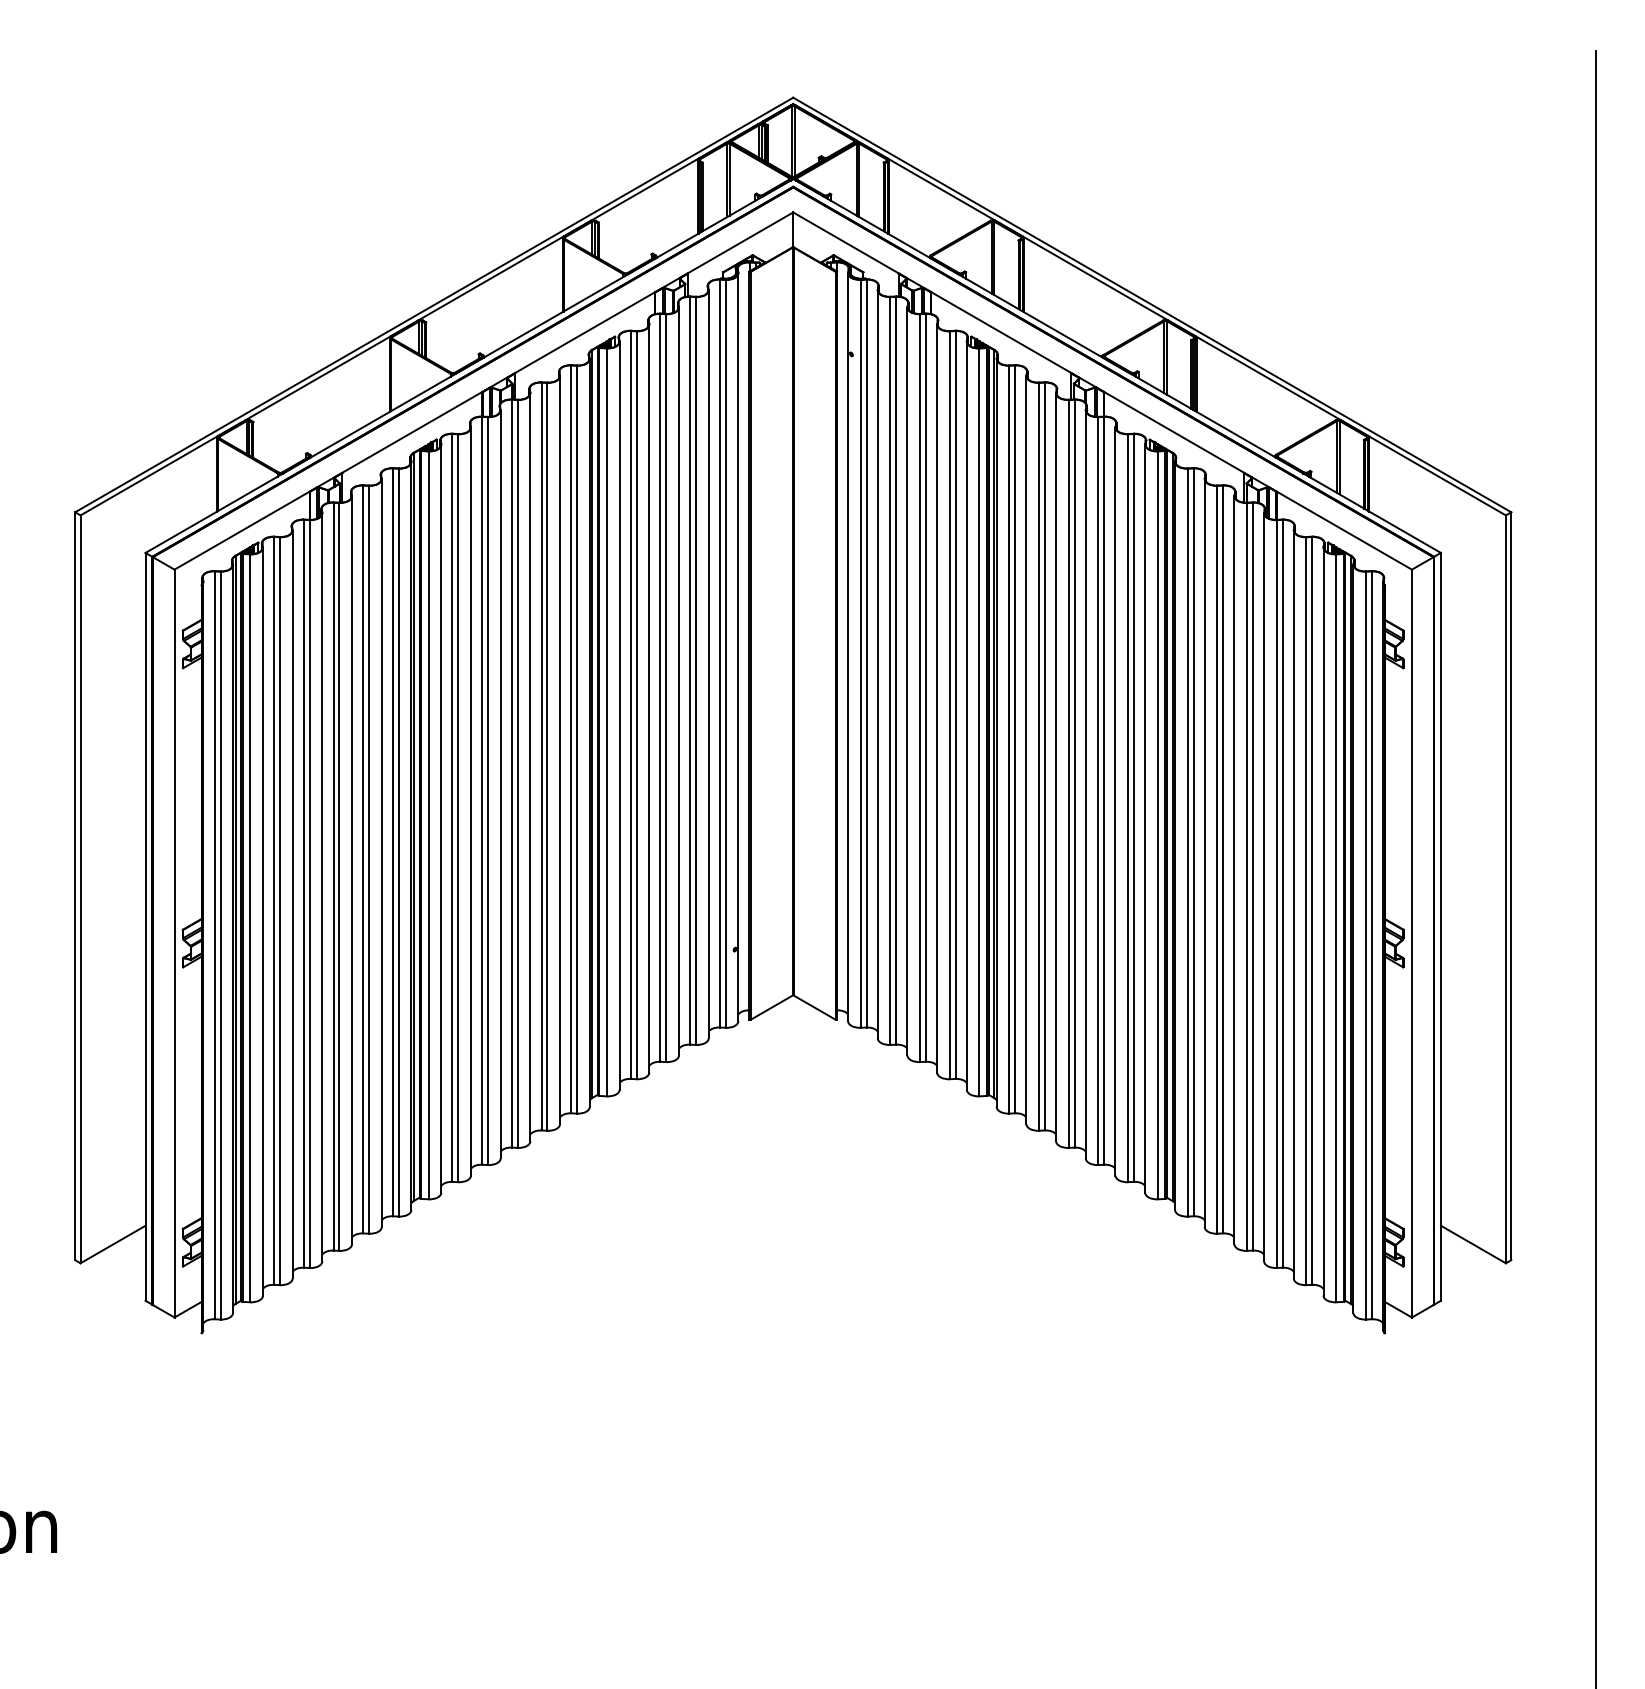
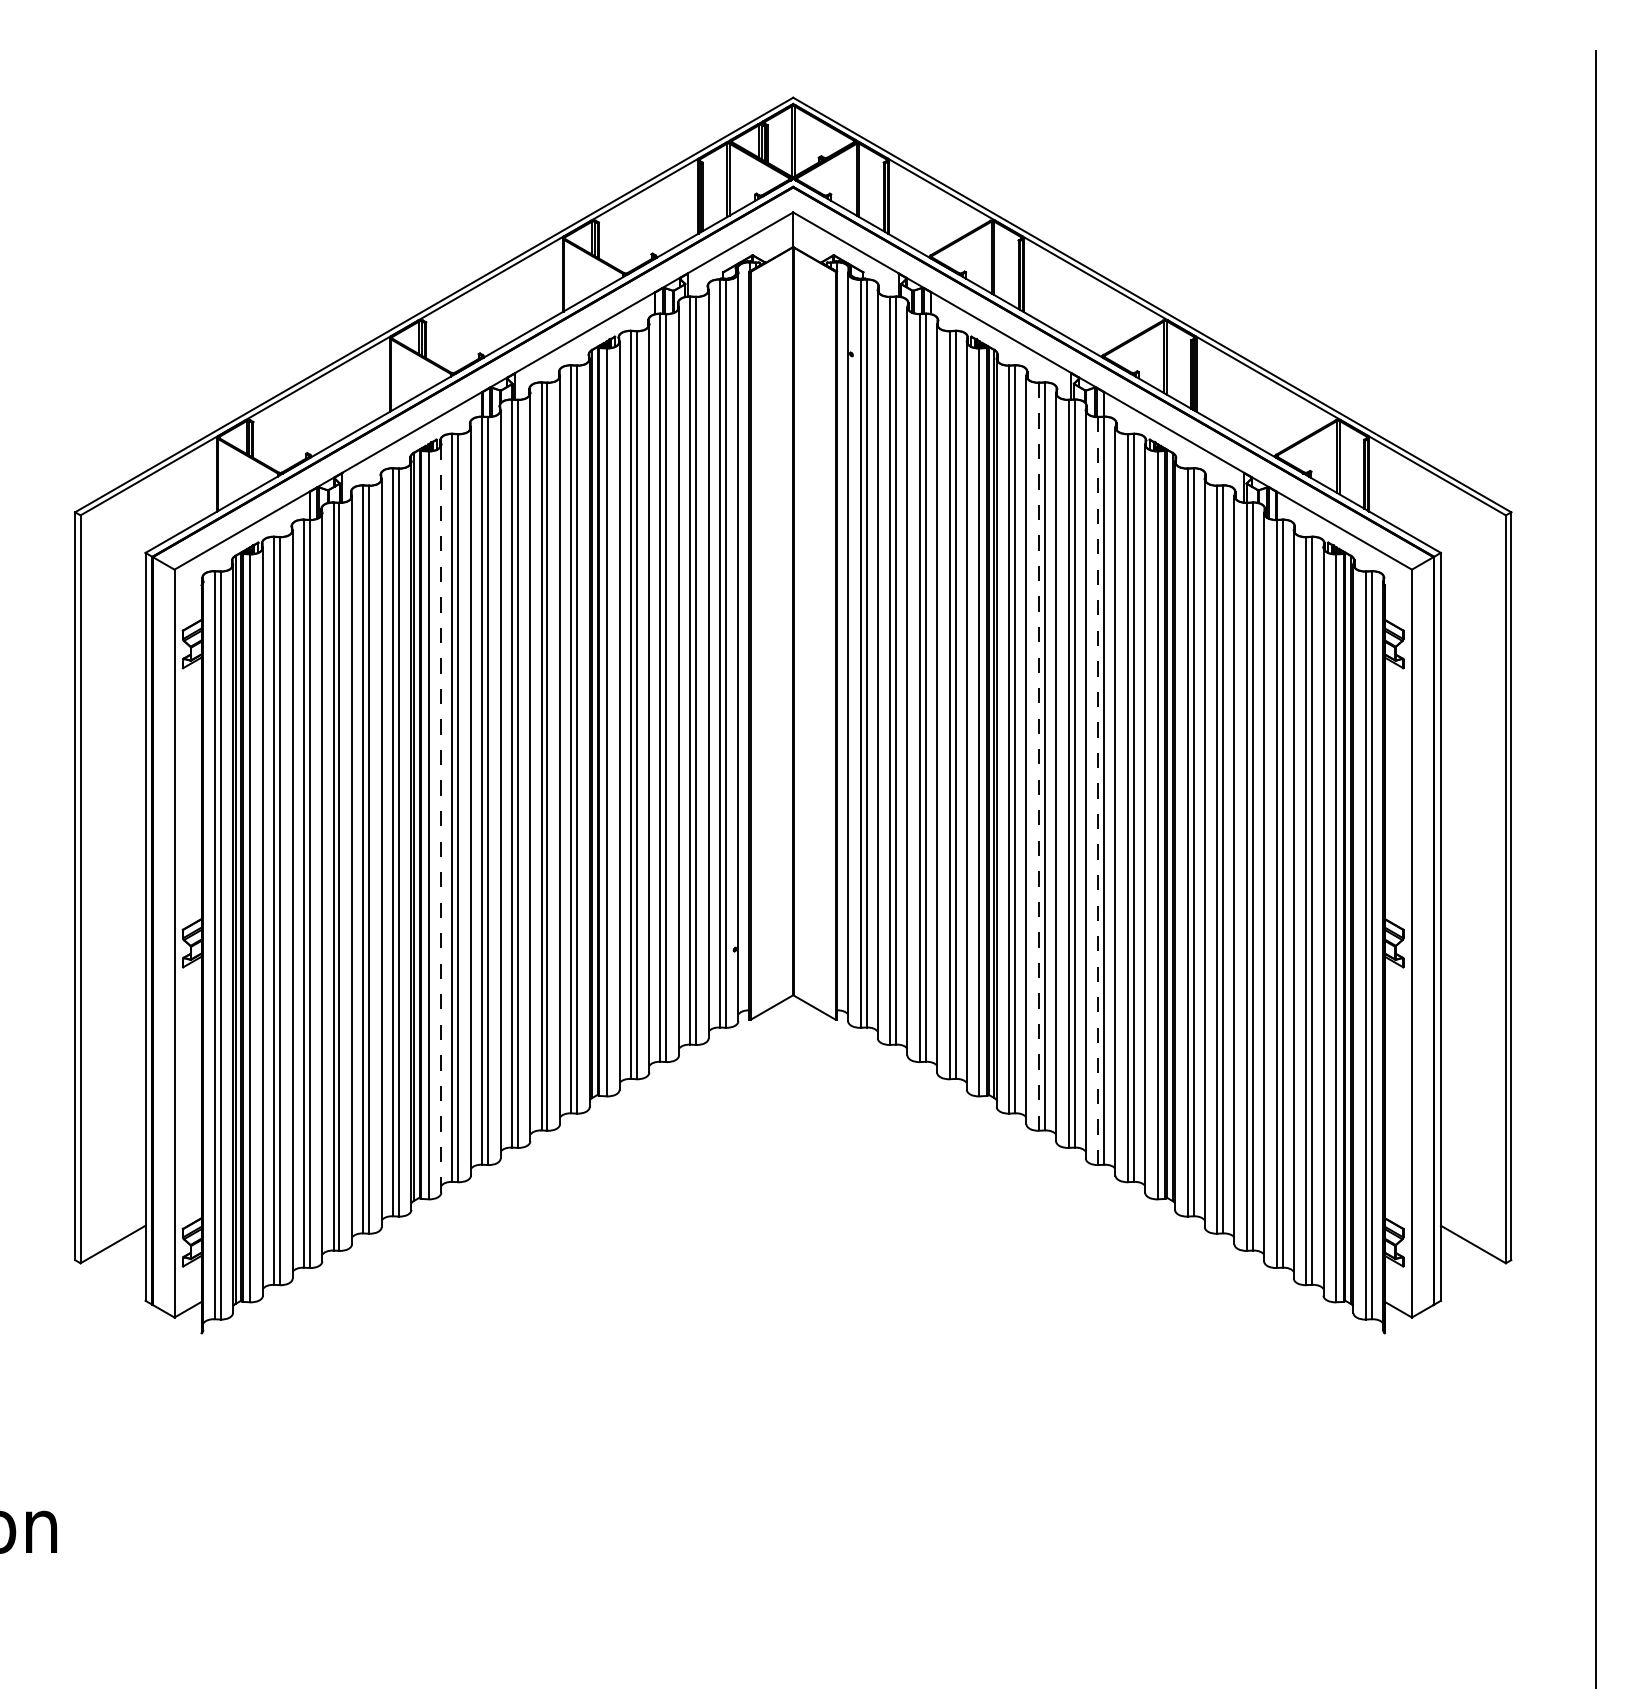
line: solid -> dashed (1039, 756)
line: solid -> dashed (1098, 791)
line: solid -> dashed (441, 818)
